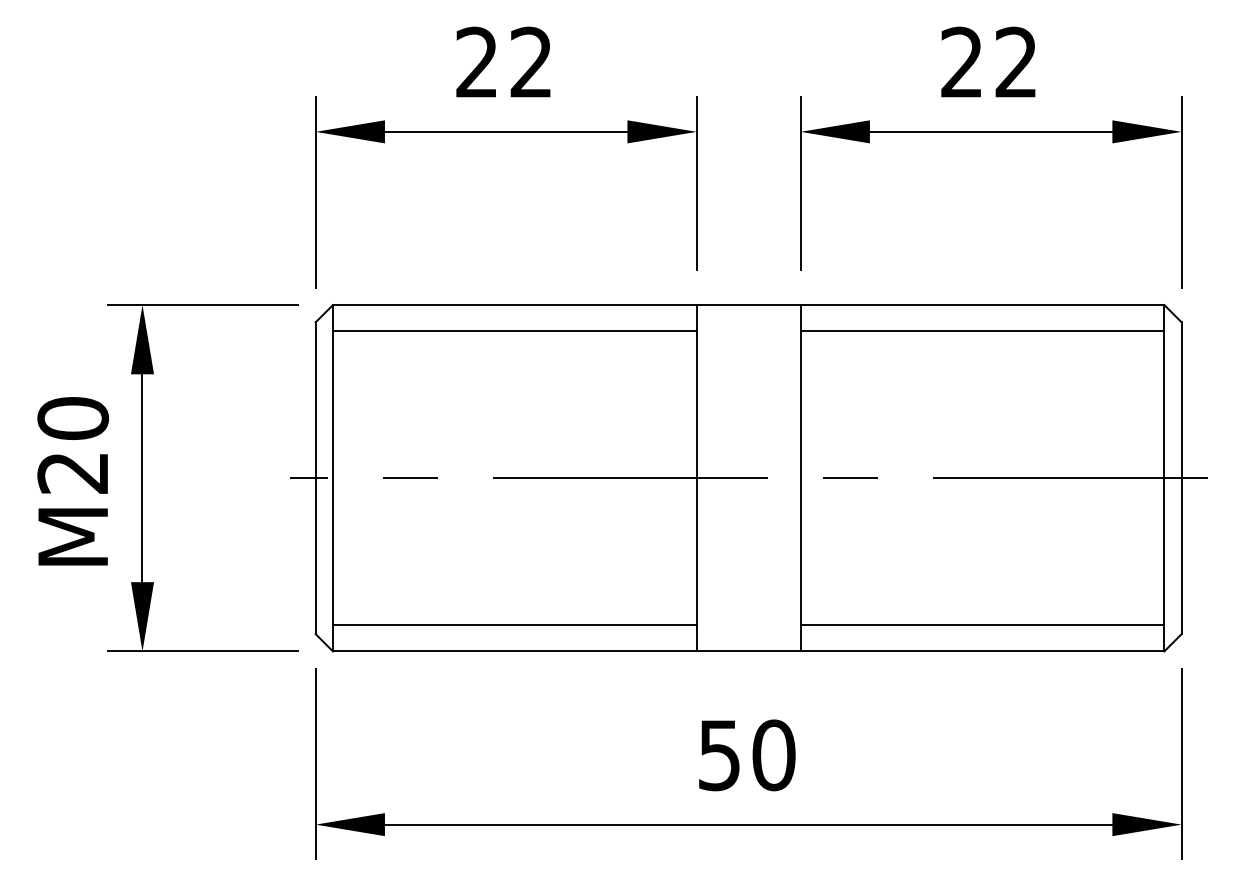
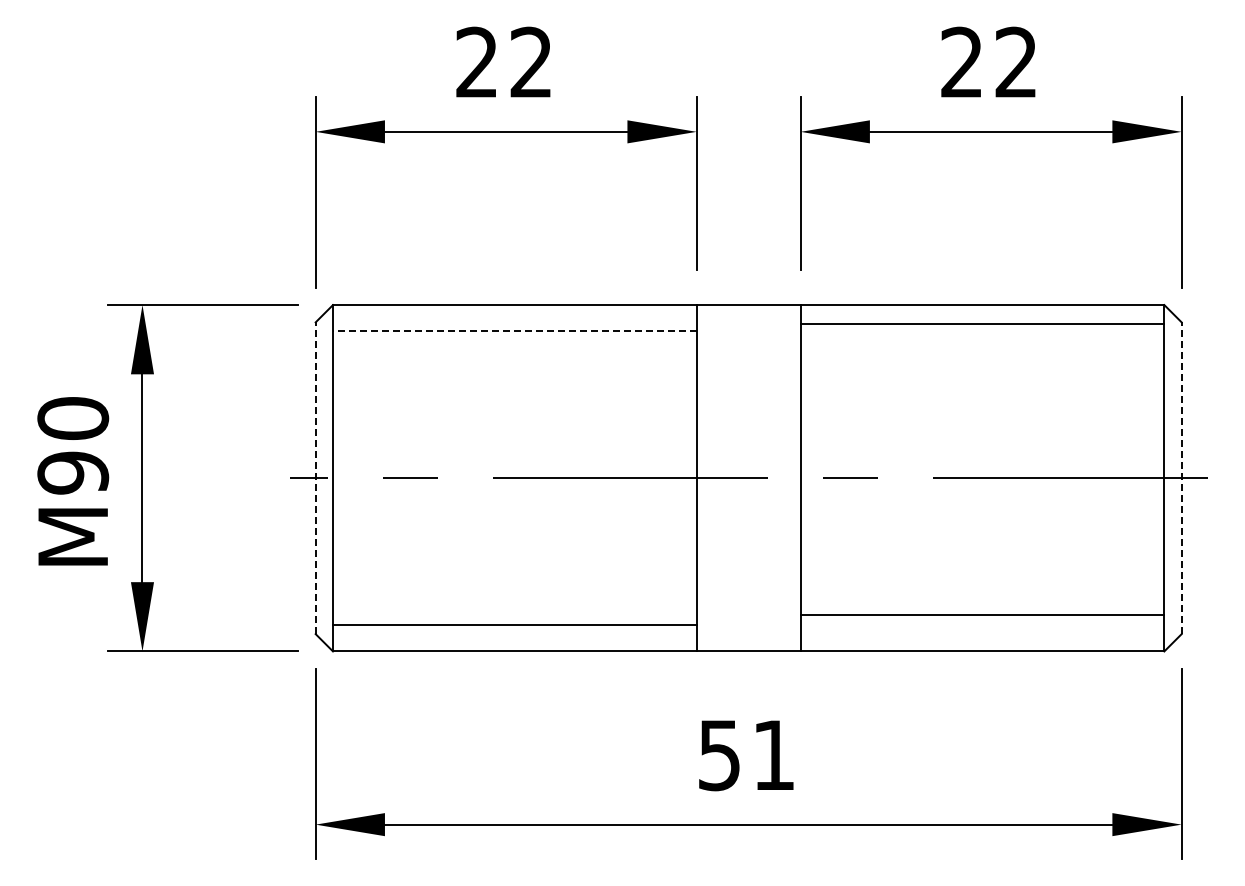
line: solid -> dashed (514, 331)
line position: (982, 331) -> (982, 324) (982, 324)
text: 20 -> 90 (73, 472)
line: solid -> dashed (315, 478)
line: solid -> dashed (1181, 478)
line position: (982, 625) -> (982, 615) (982, 615)
text: 50 -> 51 (773, 755)
